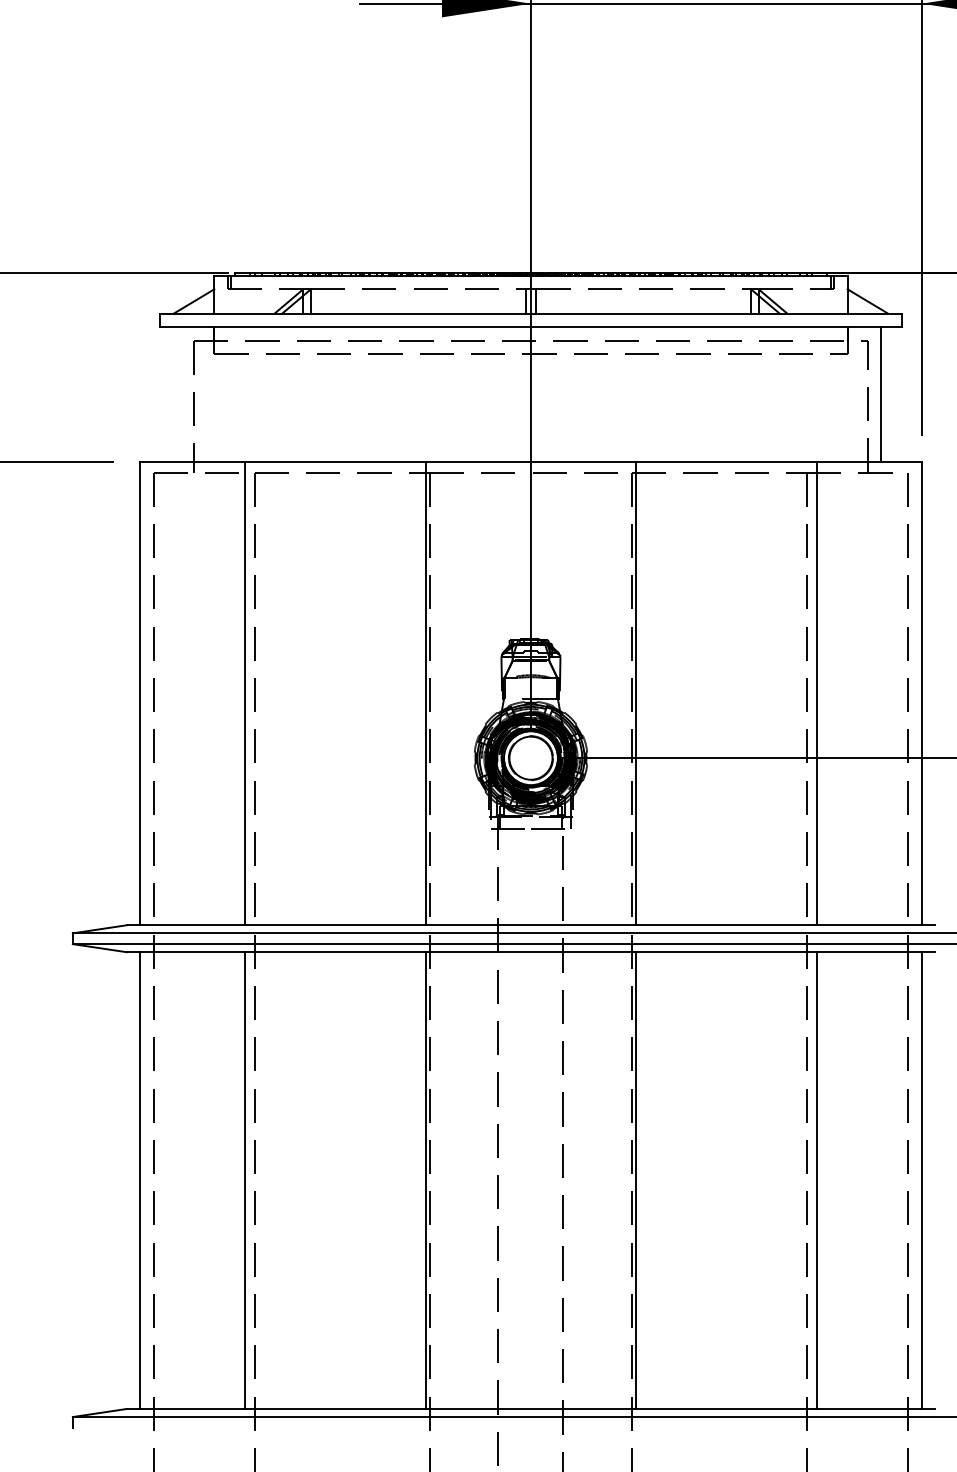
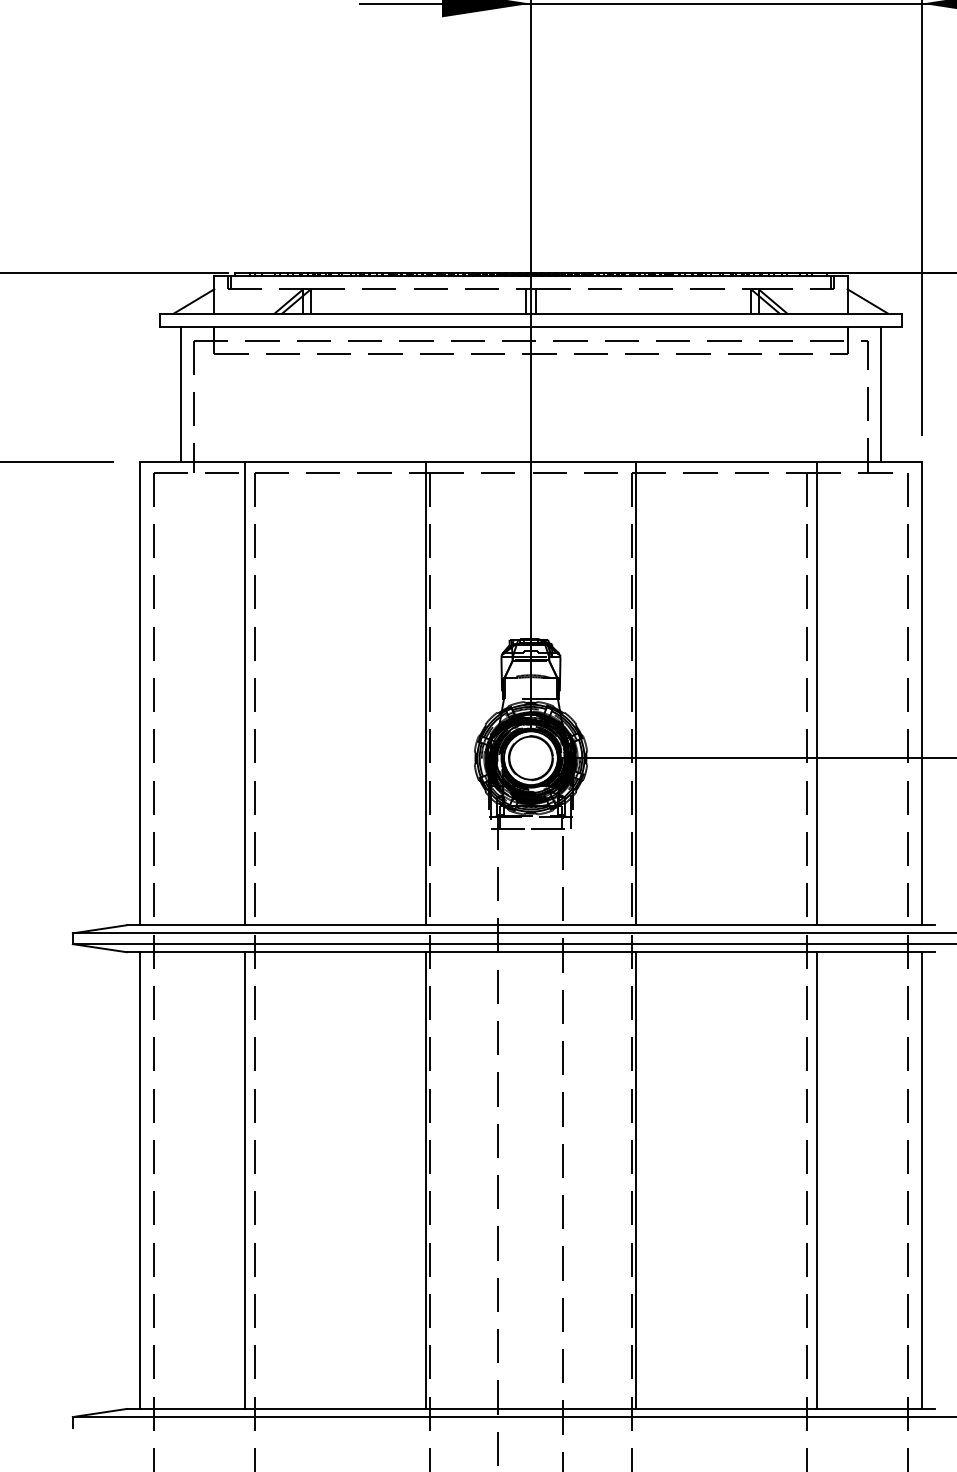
line: none -> present (180, 394)
